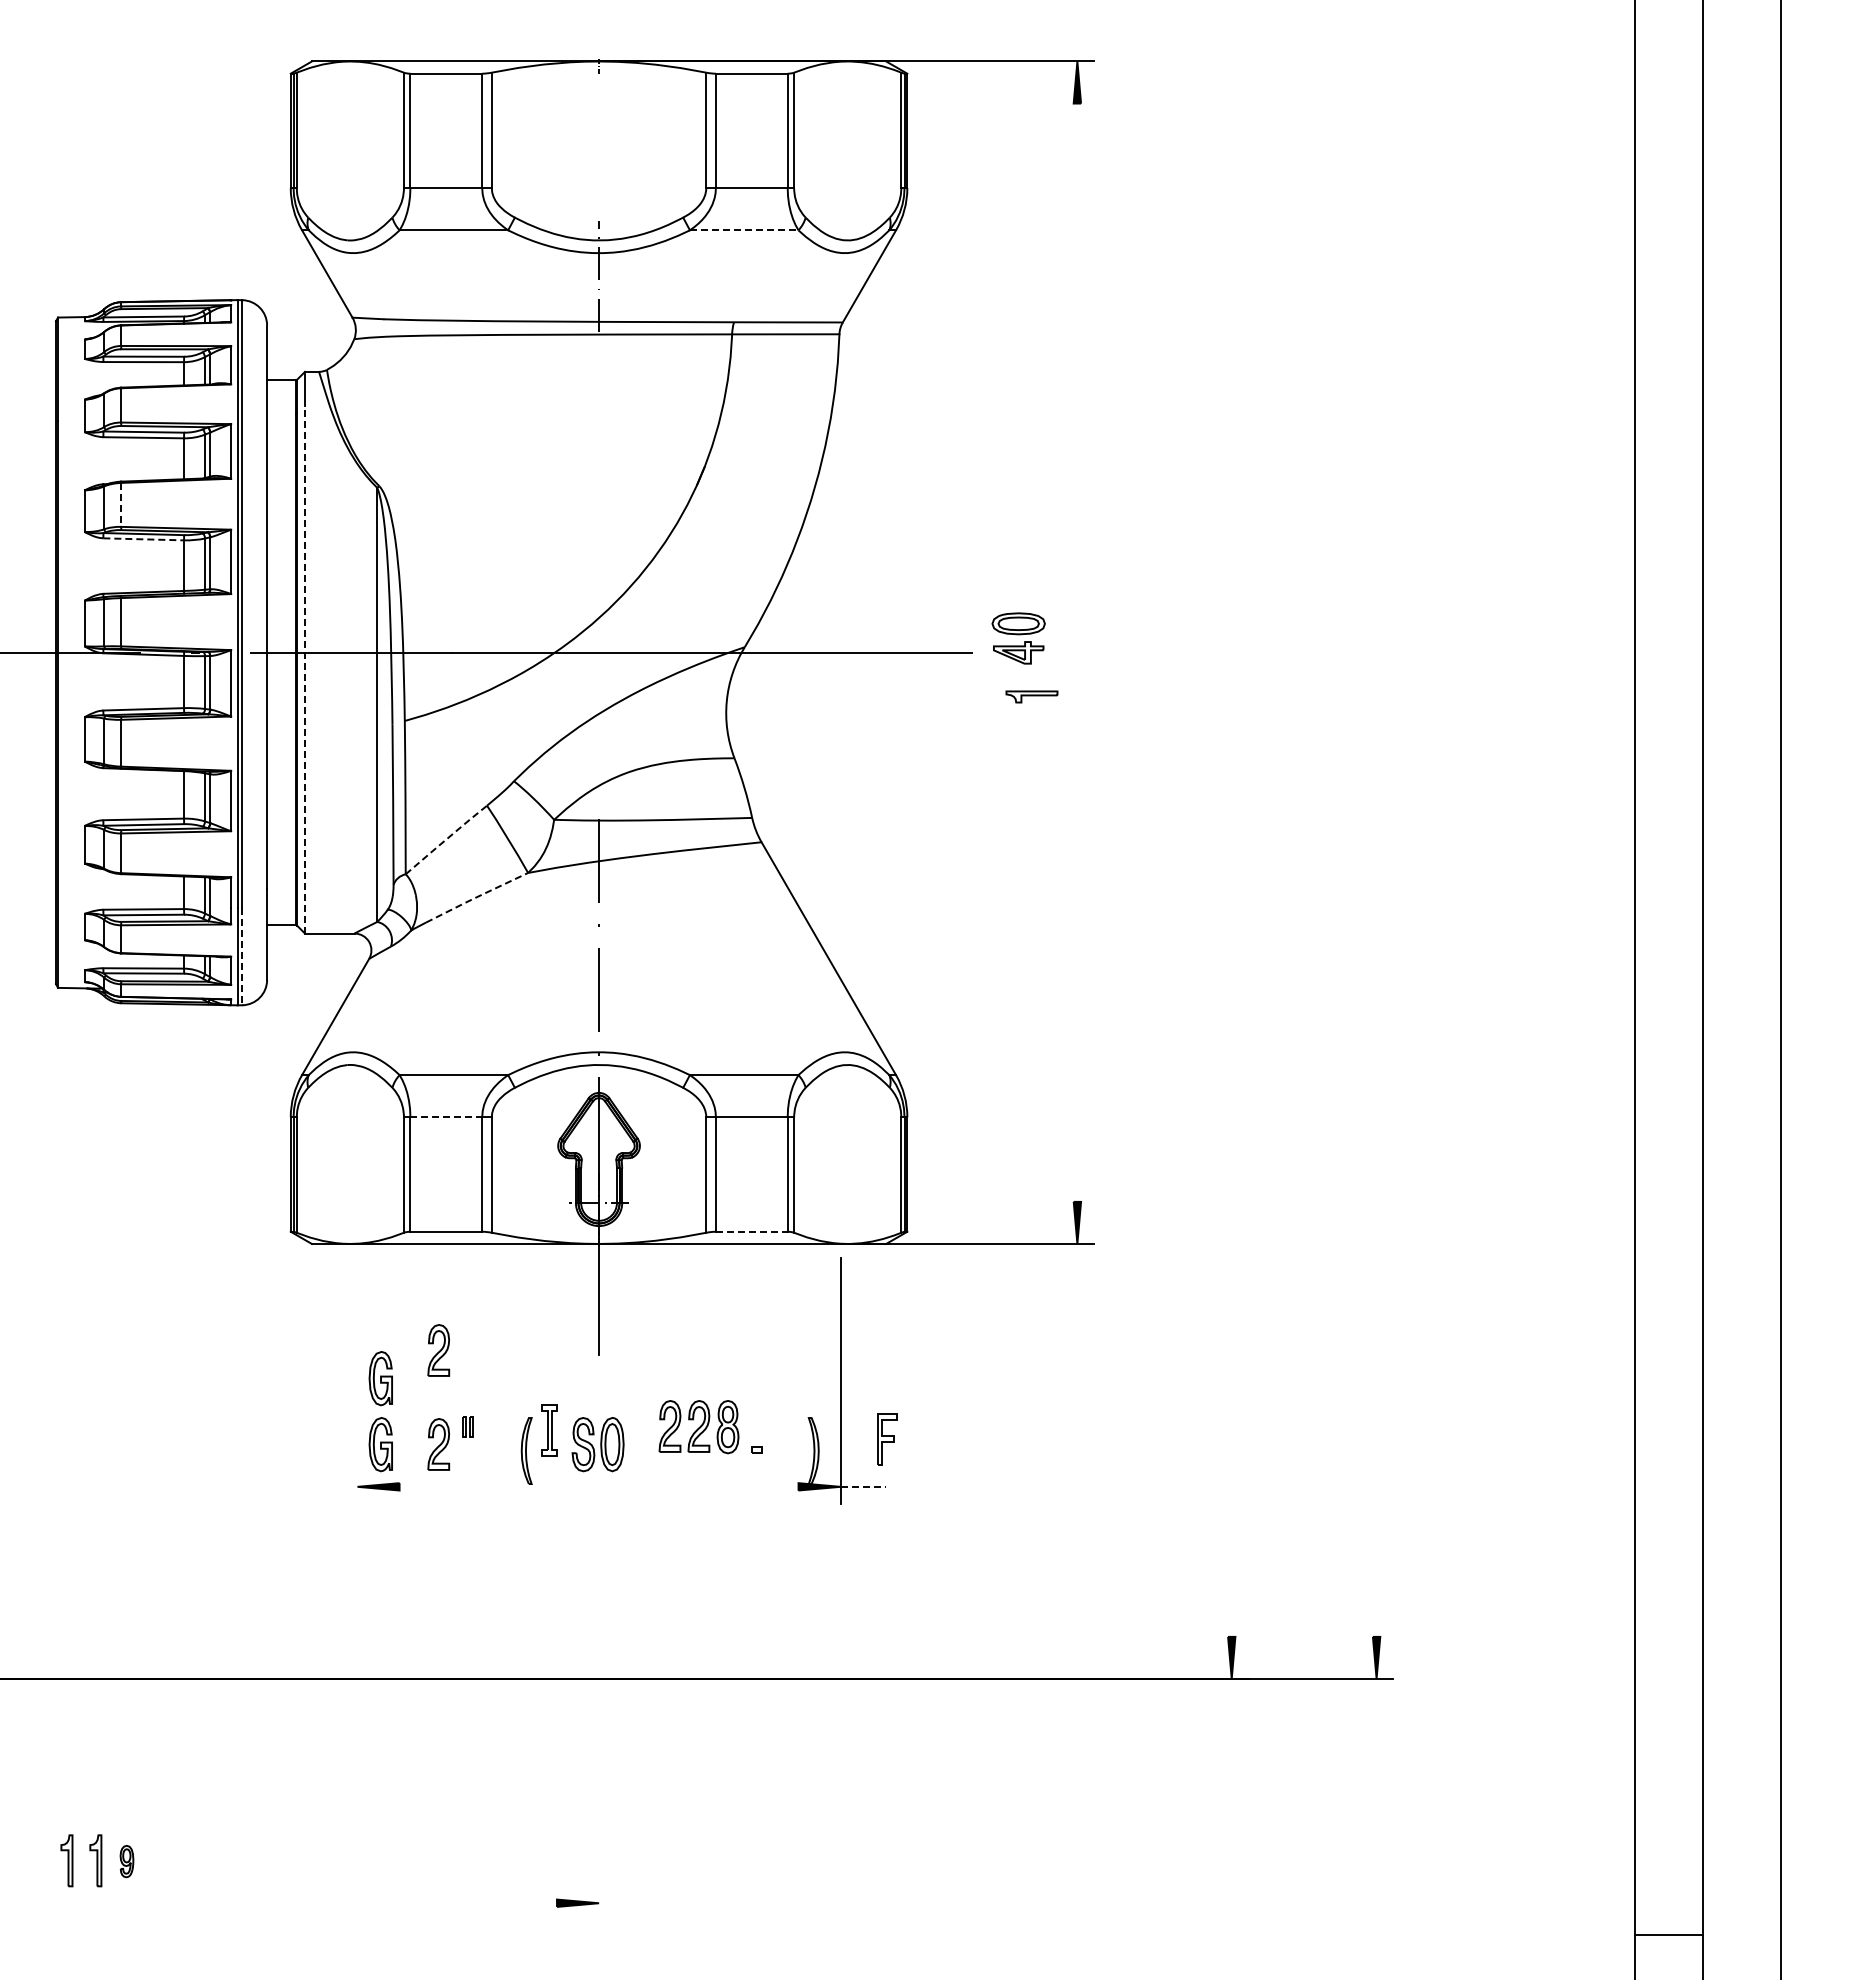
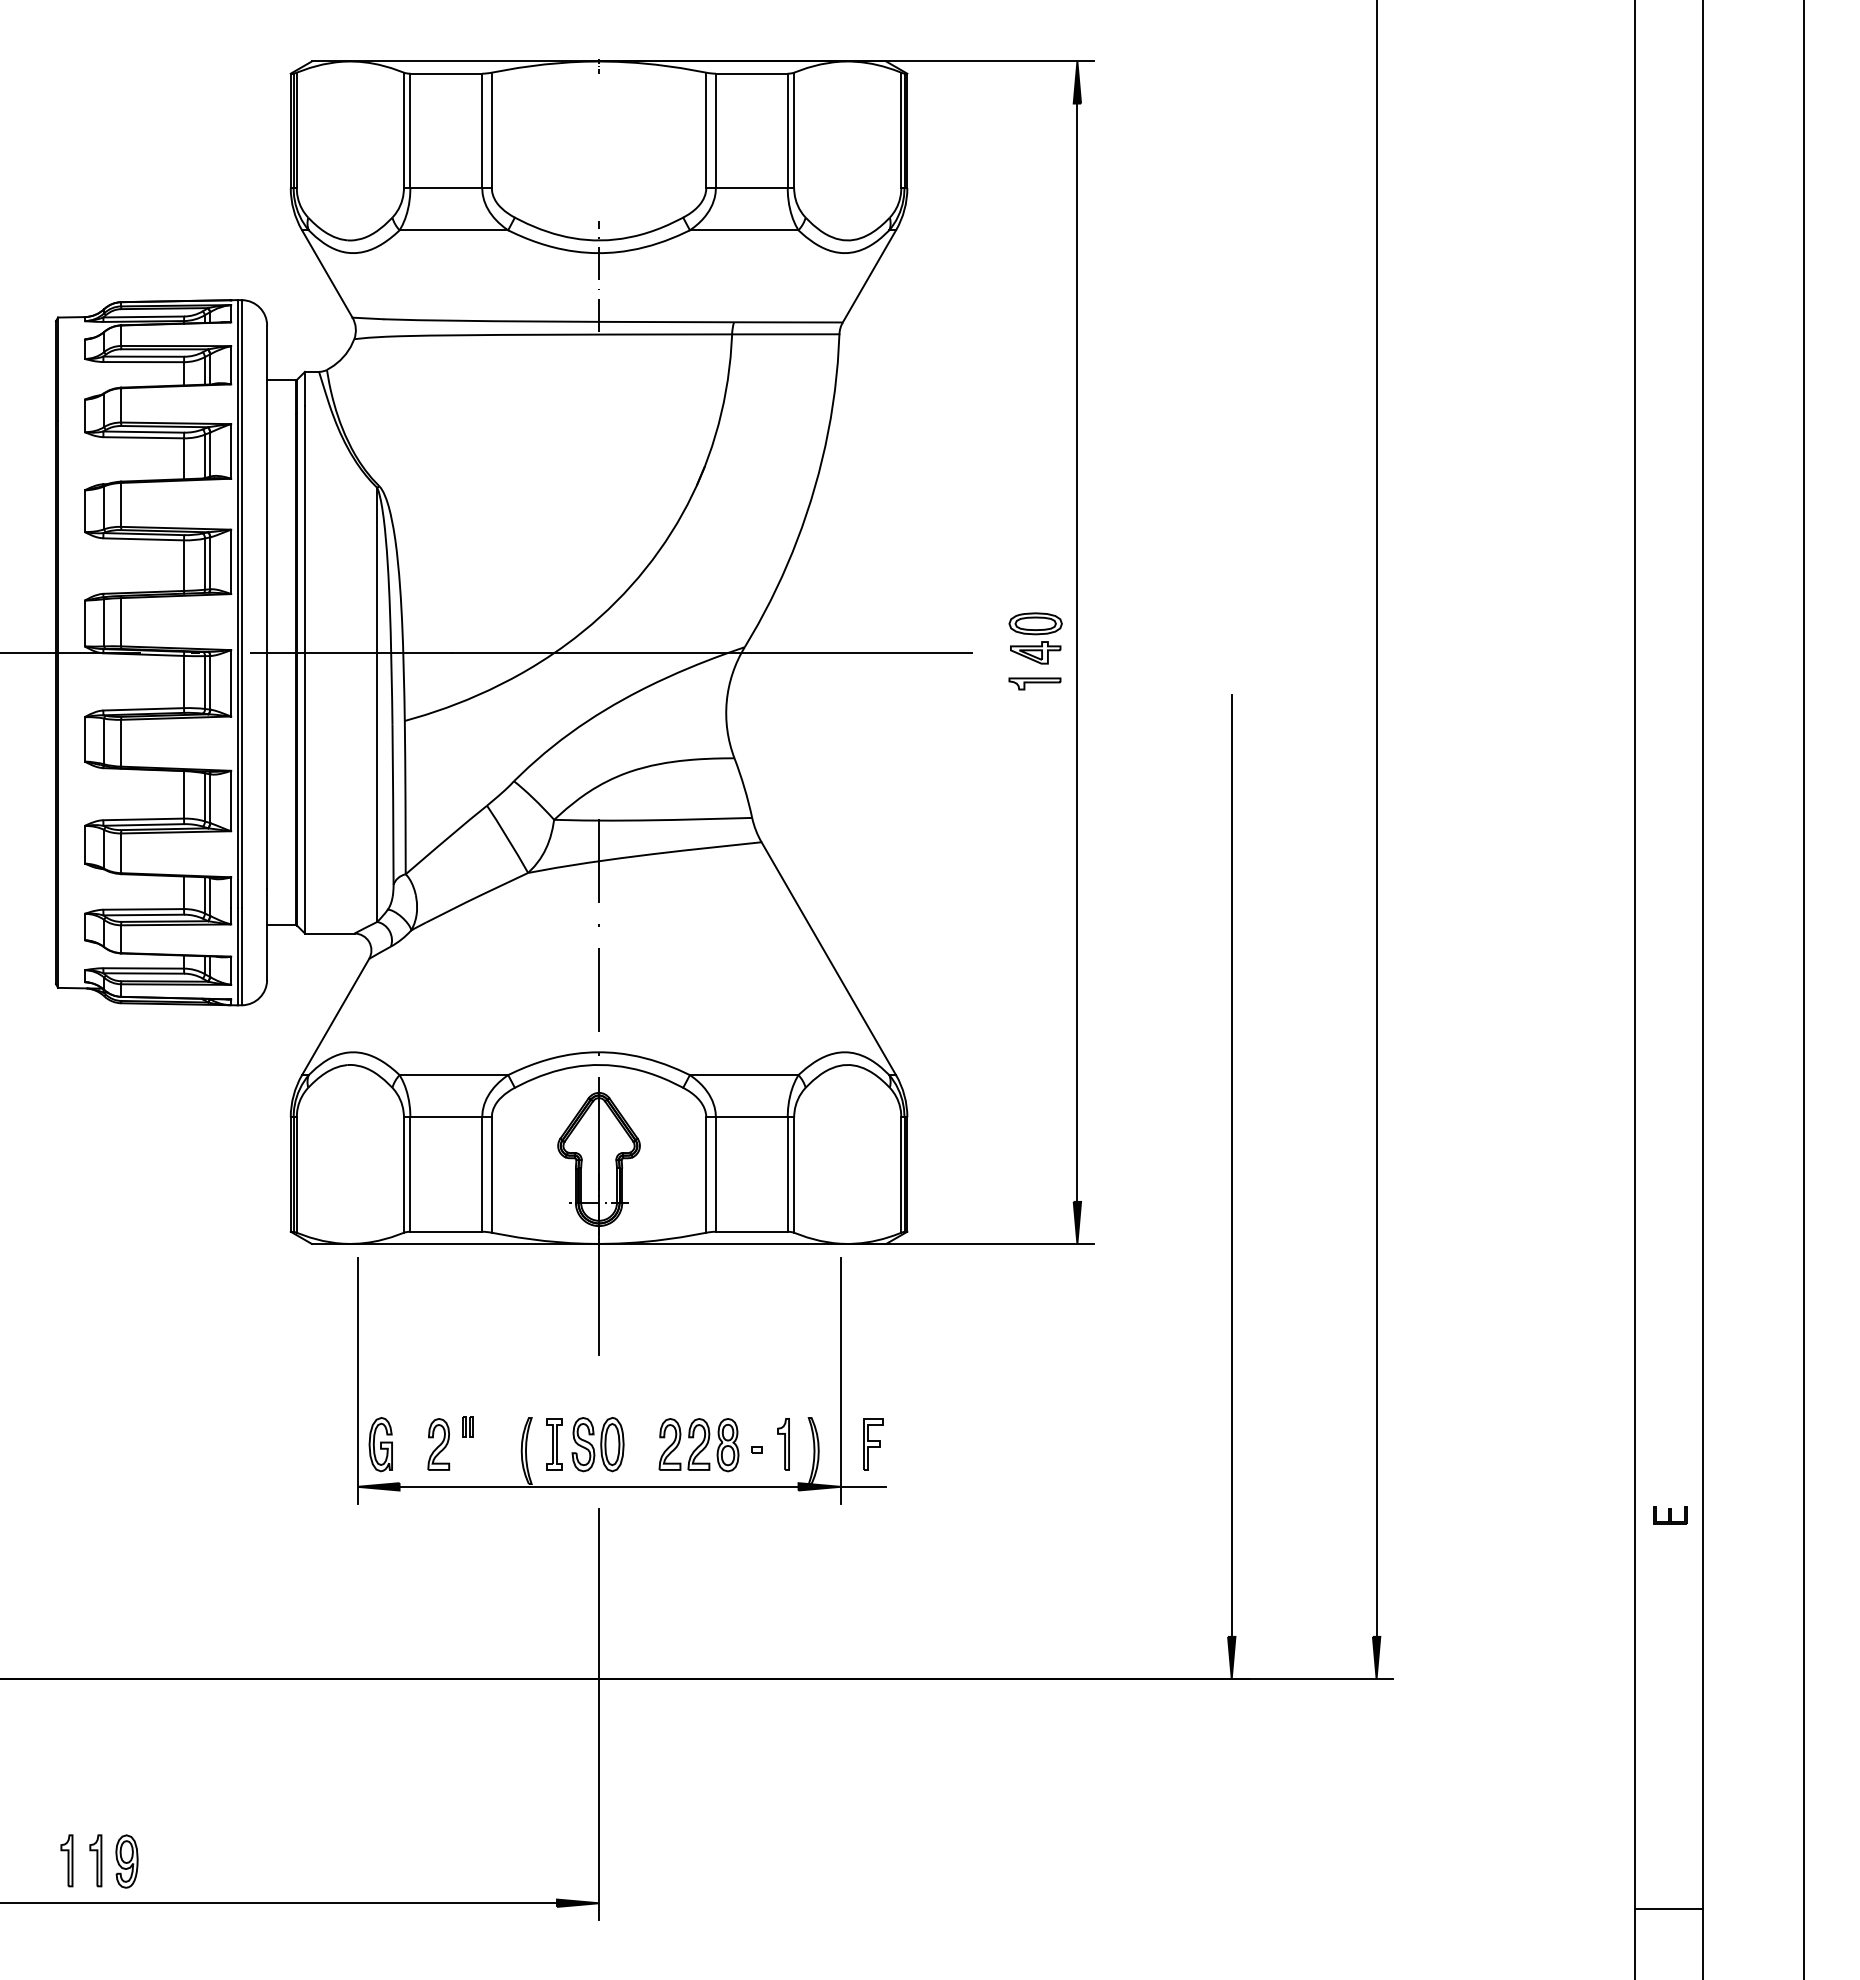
line: dashed -> solid (744, 230)
line: dashed -> solid (121, 504)
line: dashed -> solid (144, 539)
part position: (1018, 638) -> (1035, 638) (1035, 638)
line: none -> present (1077, 652)
line: dashed -> solid (304, 669)
part position: (1031, 696) -> (1034, 683) (1034, 683)
line: none -> present (1376, 819)
line: dashed -> solid (446, 839)
line: dashed -> solid (476, 897)
line: dashed -> solid (242, 956)
line position: (1781, 989) -> (1804, 989) (1804, 989)
line: dashed -> solid (446, 1117)
line: none -> present (1231, 1165)
line: dashed -> solid (751, 1231)
part: present -> none (438, 1350)
part: present -> none (380, 1378)
line: none -> present (357, 1380)
part position: (698, 1427) -> (698, 1445) (698, 1445)
part position: (549, 1430) -> (554, 1444) (554, 1444)
part position: (887, 1439) -> (873, 1444) (873, 1444)
part: none -> present (783, 1444)
line: none -> present (598, 1486)
line: dashed -> solid (863, 1486)
part: none -> present (1670, 1515)
line: none -> present (599, 1714)
part size: 16x34 px -> 24x55 px (126, 1861)
line: none -> present (279, 1903)
line position: (1668, 1934) -> (1668, 1908) (1668, 1908)
